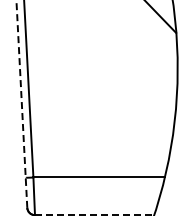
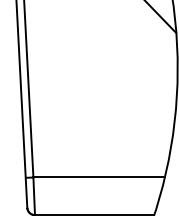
line: dashed -> solid (21, 104)
line: dashed -> solid (94, 215)
